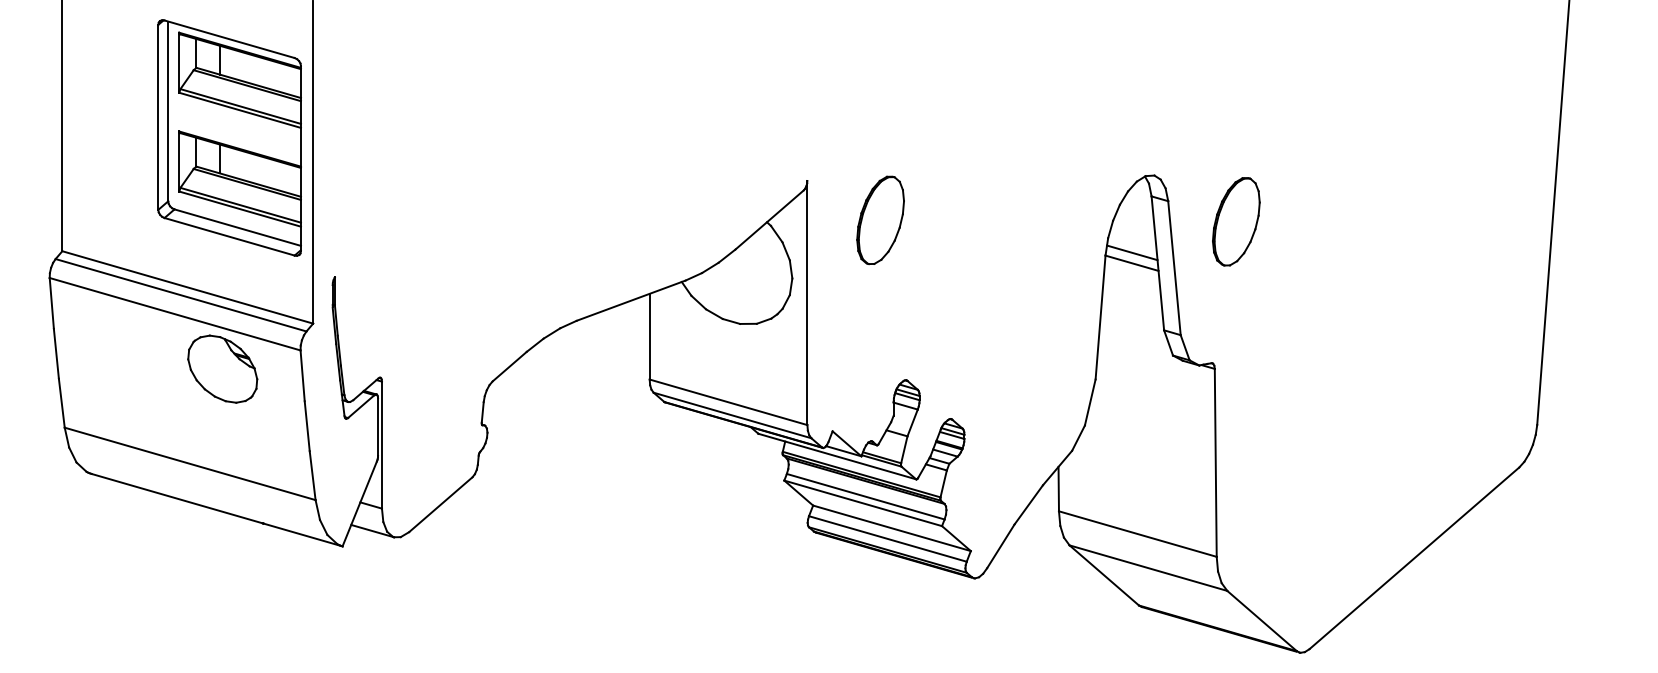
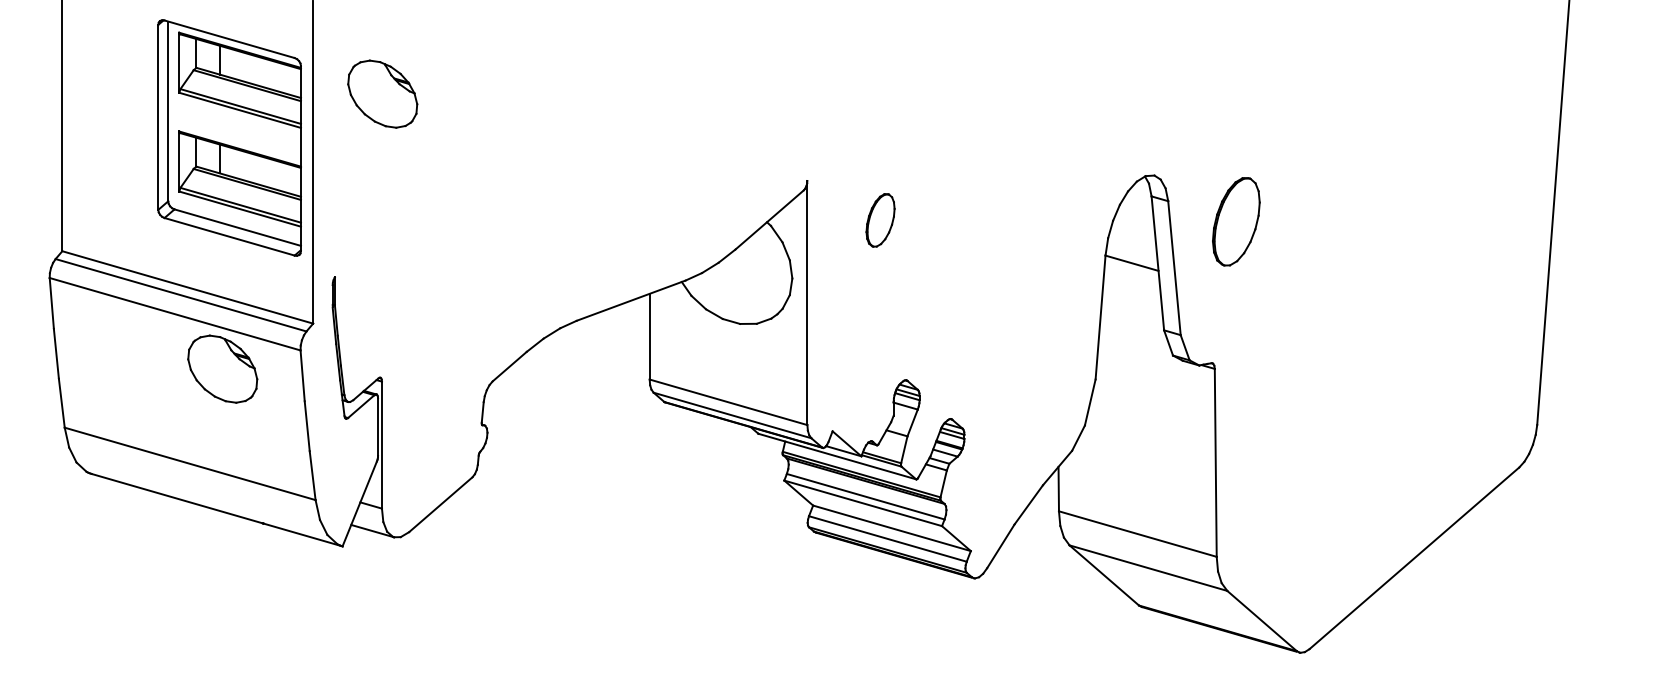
part: none -> present (382, 93)
part size: 49x91 px -> 31x55 px (880, 220)
line: present -> none (1132, 252)
